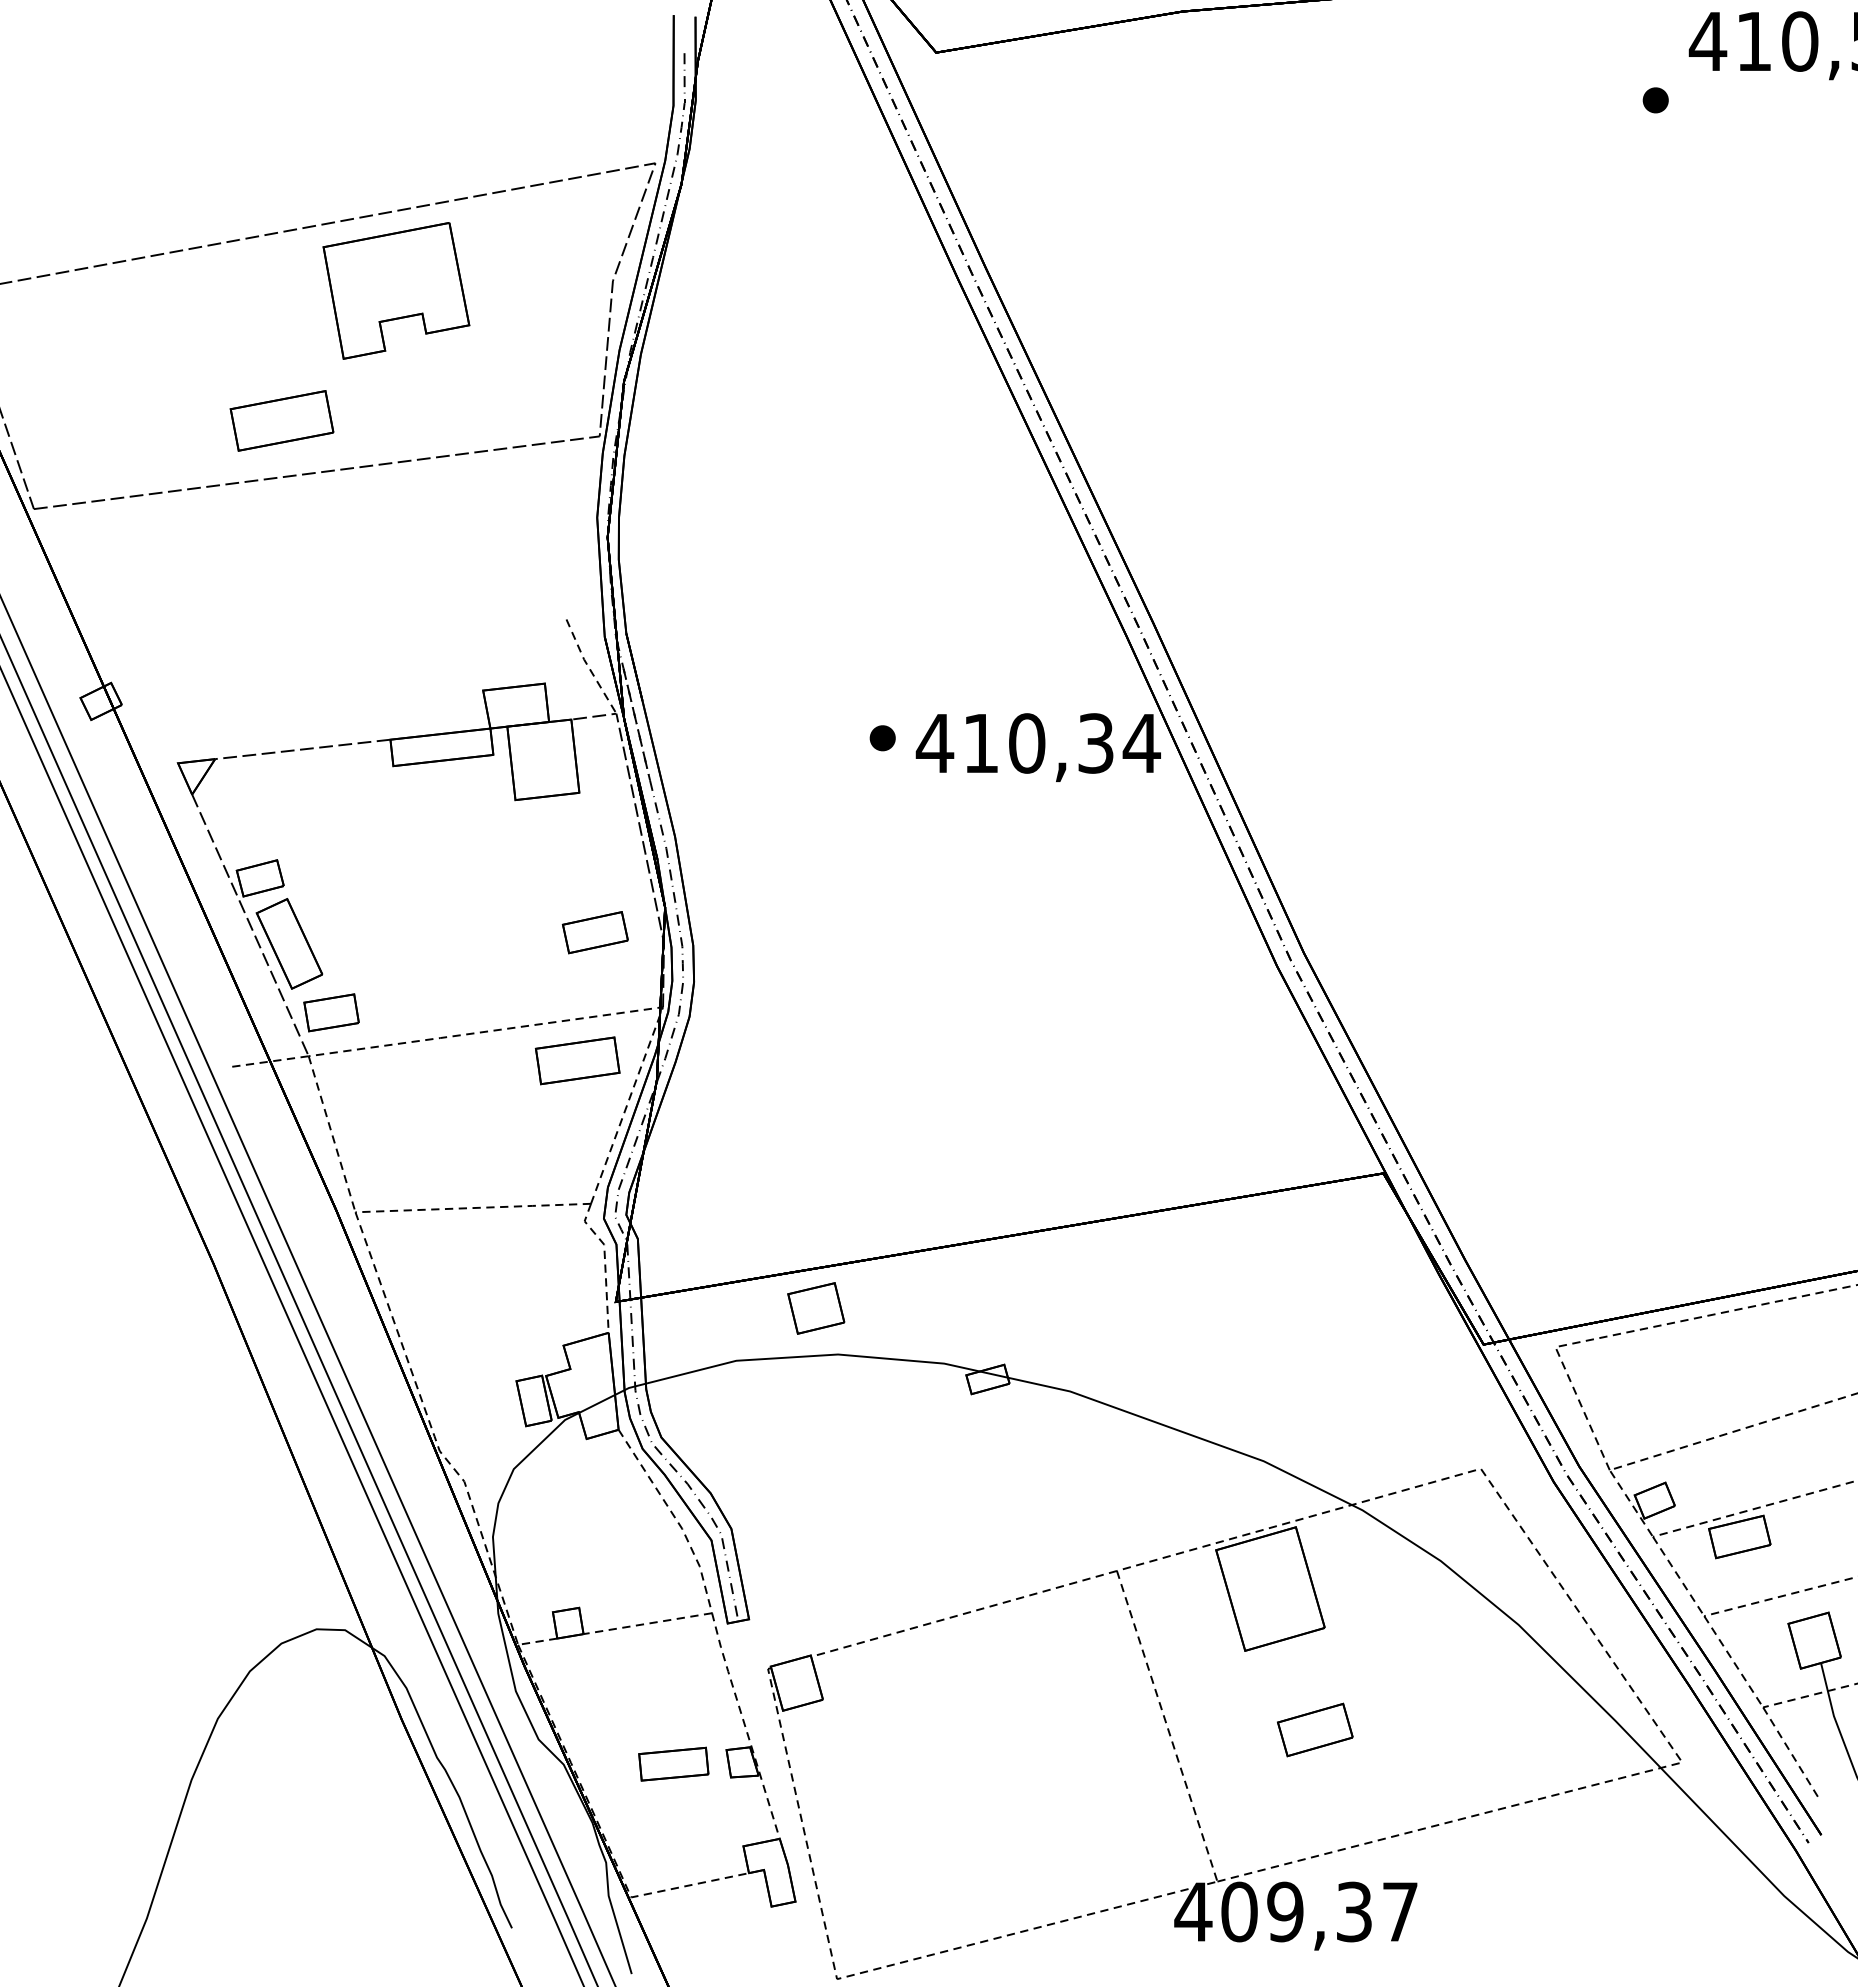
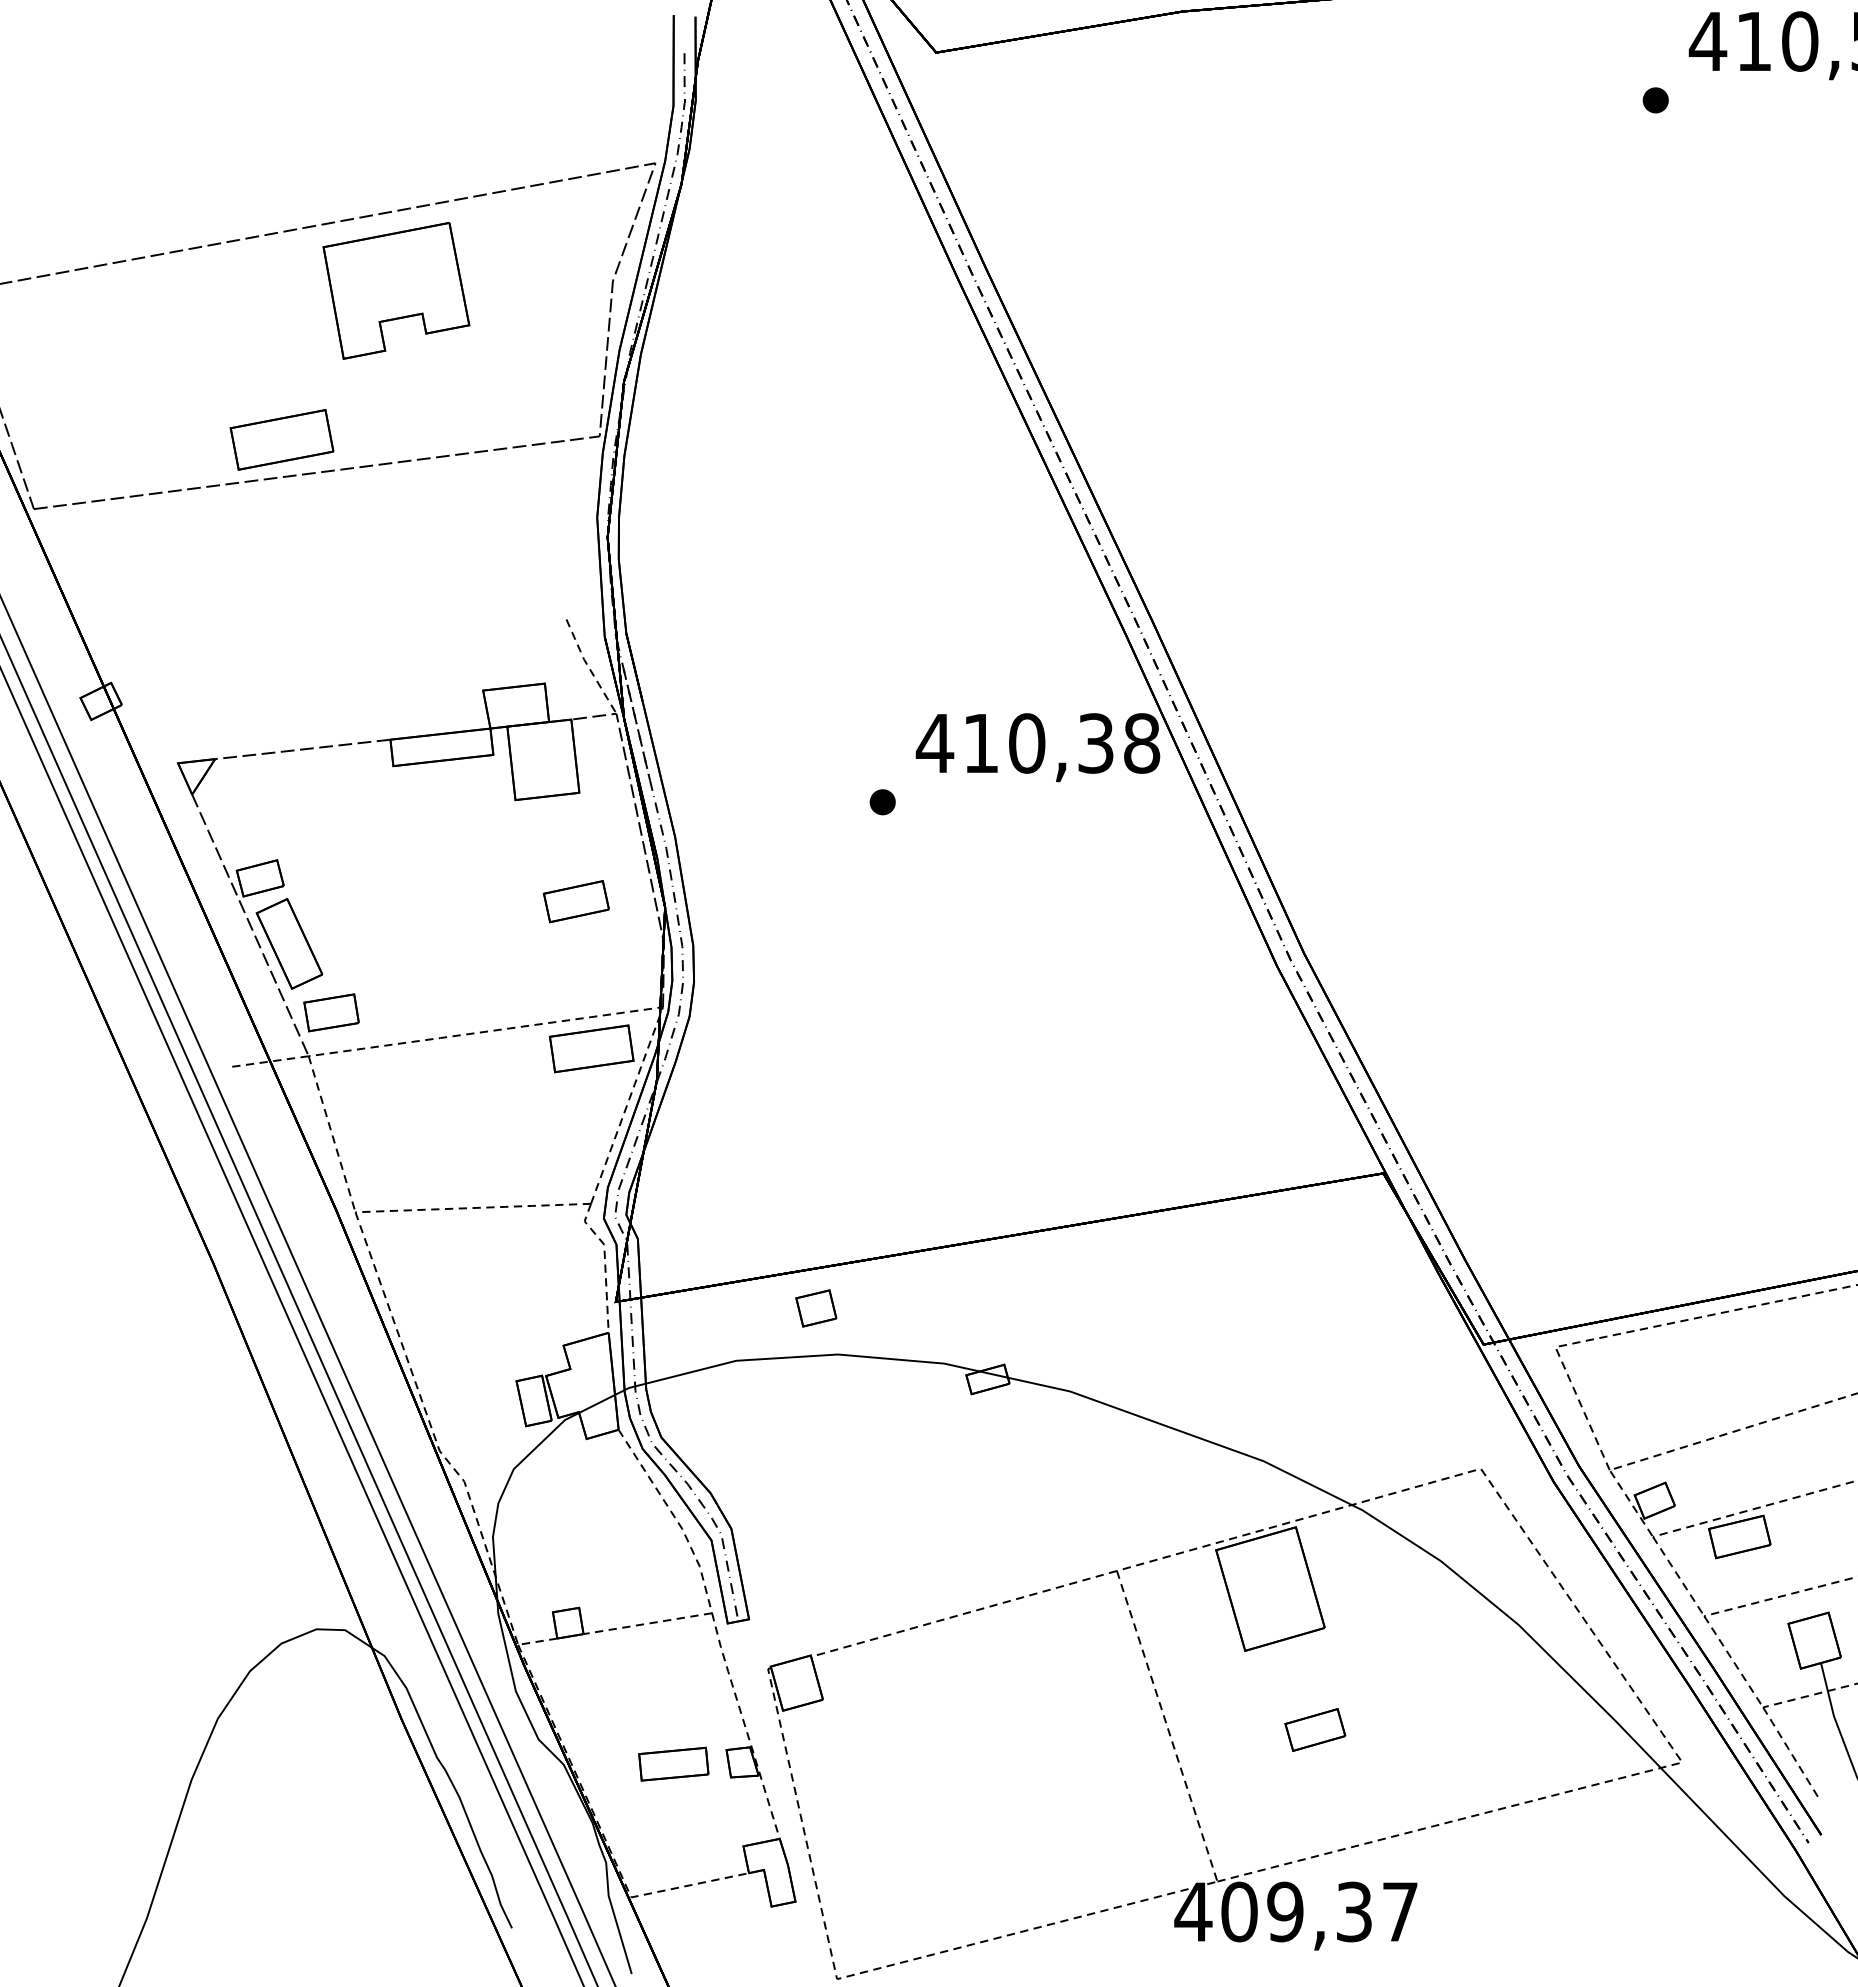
part position: (281, 420) -> (281, 439) (281, 439)
part position: (882, 738) -> (882, 802) (882, 802)
text: 410,34 -> 410,38 (1141, 743)
part position: (594, 932) -> (575, 901) (575, 901)
part position: (577, 1060) -> (591, 1048) (591, 1048)
part size: 59x53 px -> 43x39 px (816, 1308)
part size: 77x56 px -> 63x44 px (1315, 1729)
